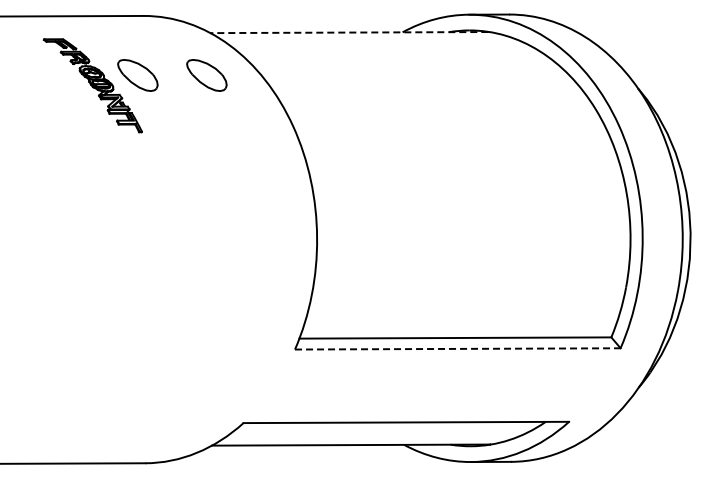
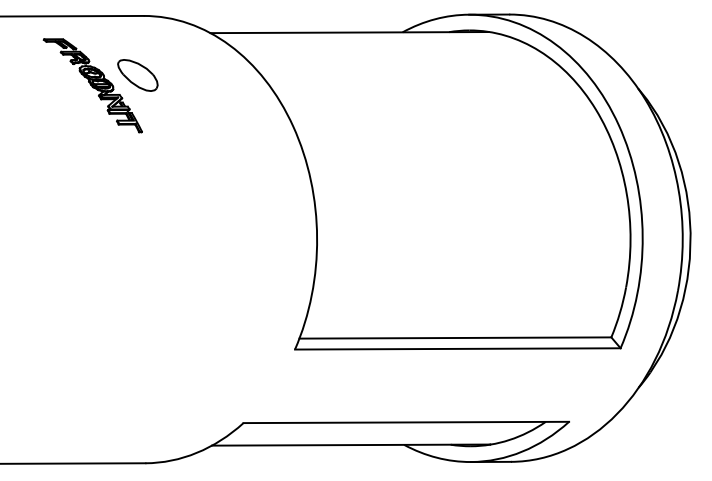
line: dashed -> solid (349, 32)
part: present -> none (206, 75)
line: dashed -> solid (457, 348)
